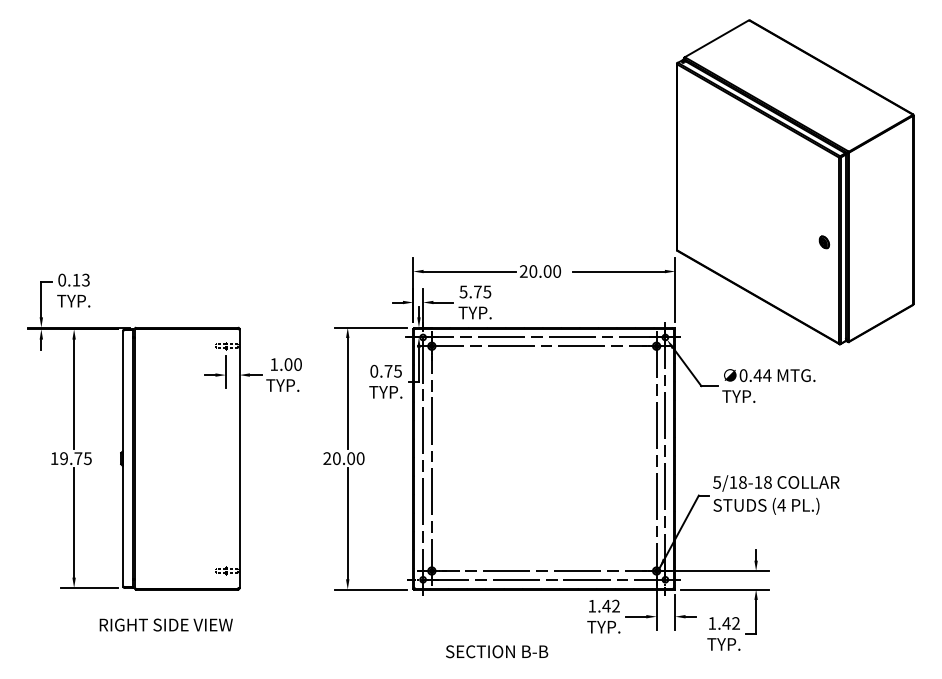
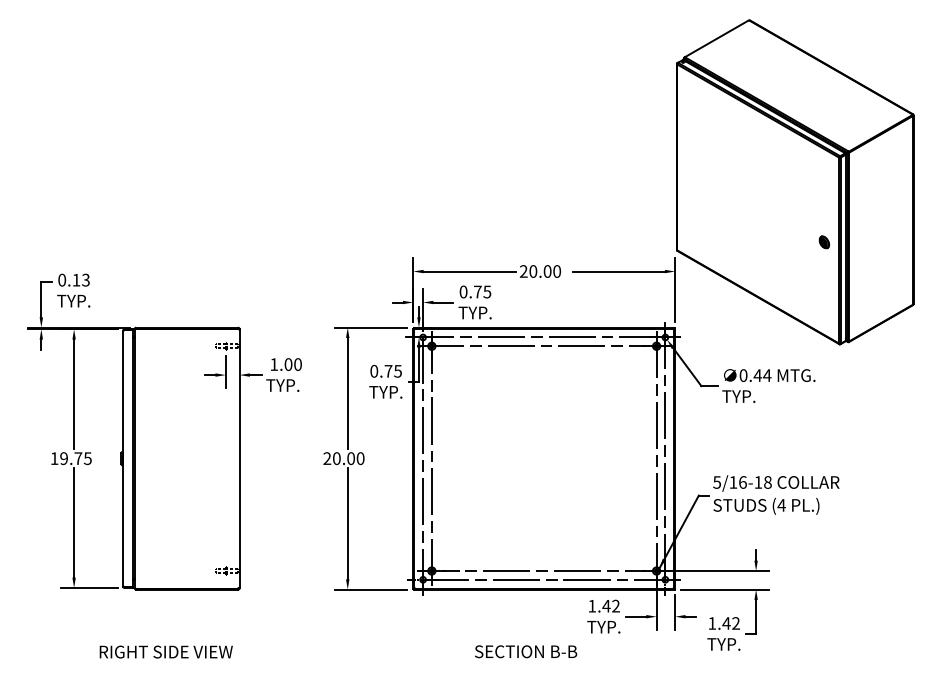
text: 5.75 -> 0.75 (463, 291)
text: 5/18-18 -> 5/16-18 (742, 482)
text position: (165, 624) -> (165, 651) (165, 651)
text position: (497, 651) -> (526, 651) (526, 651)
